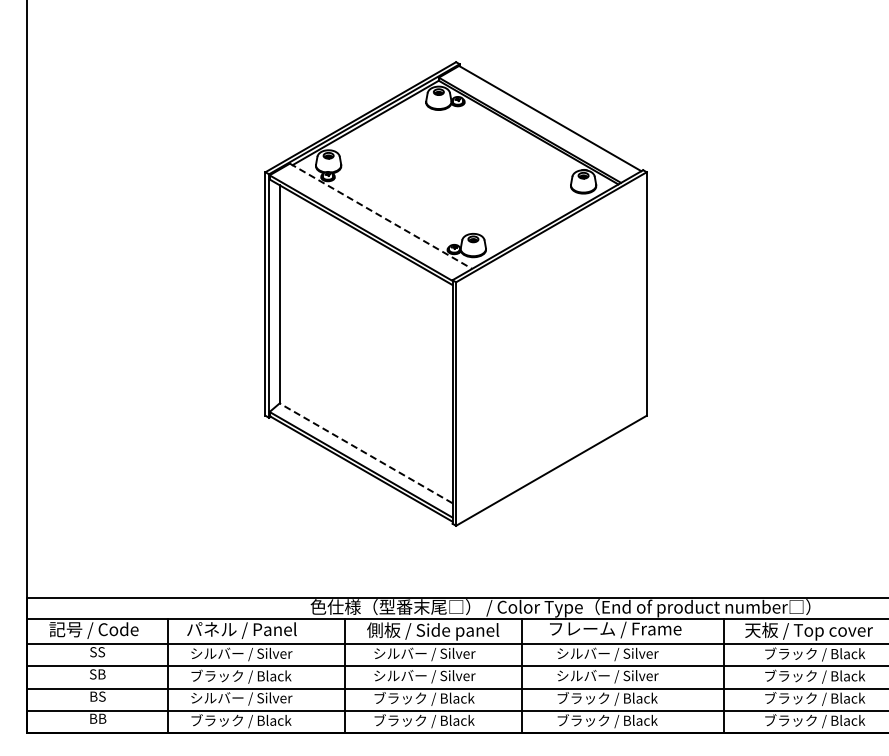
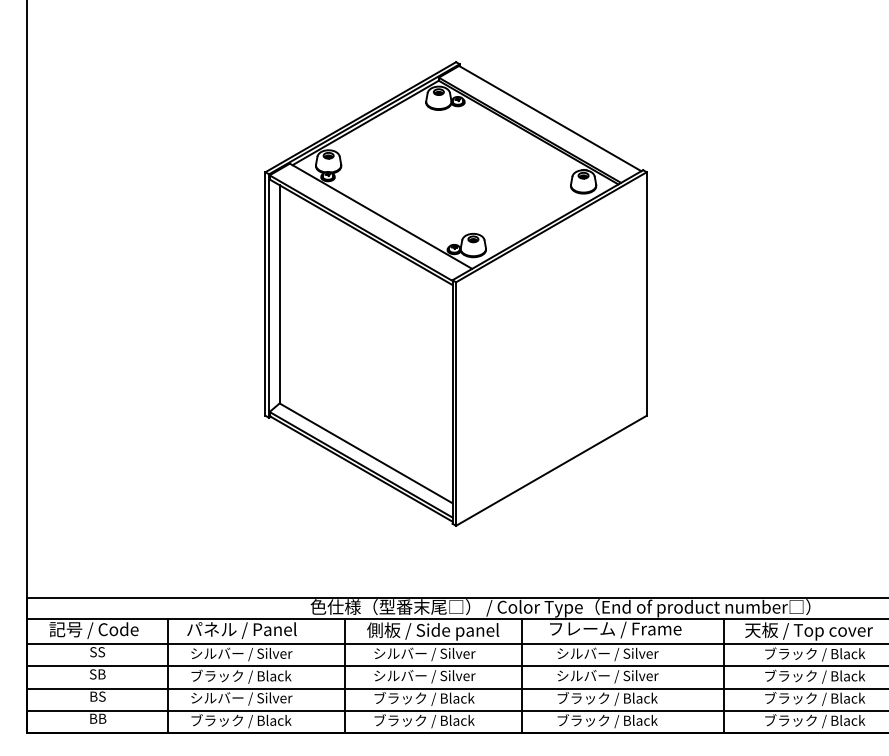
line: dashed -> solid (381, 216)
line: dashed -> solid (366, 453)
